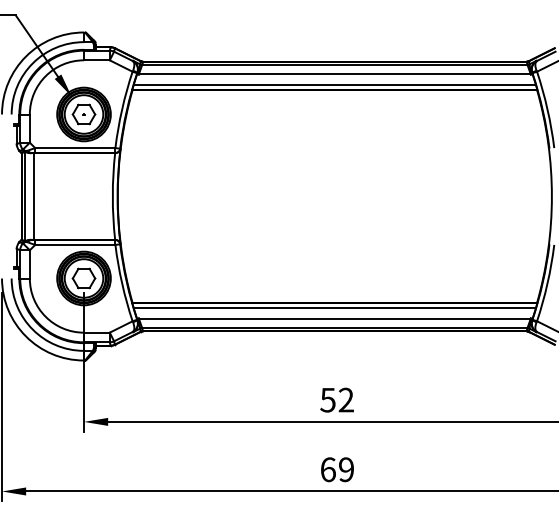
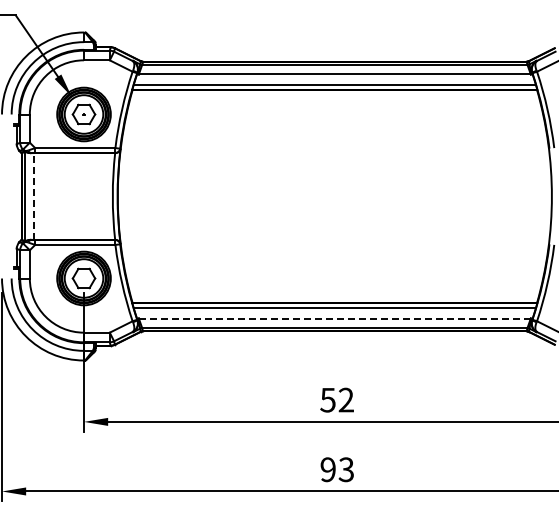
line: solid -> dashed (34, 196)
line: solid -> dashed (334, 318)
text: 69 -> 93 (336, 469)
